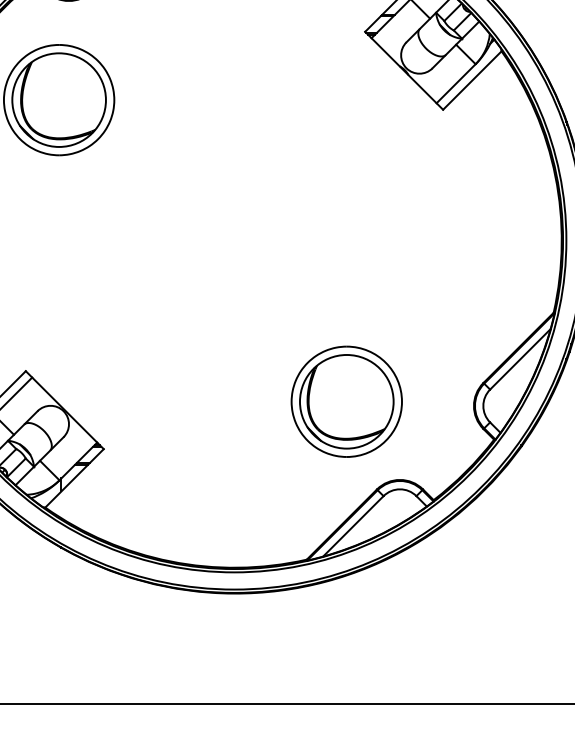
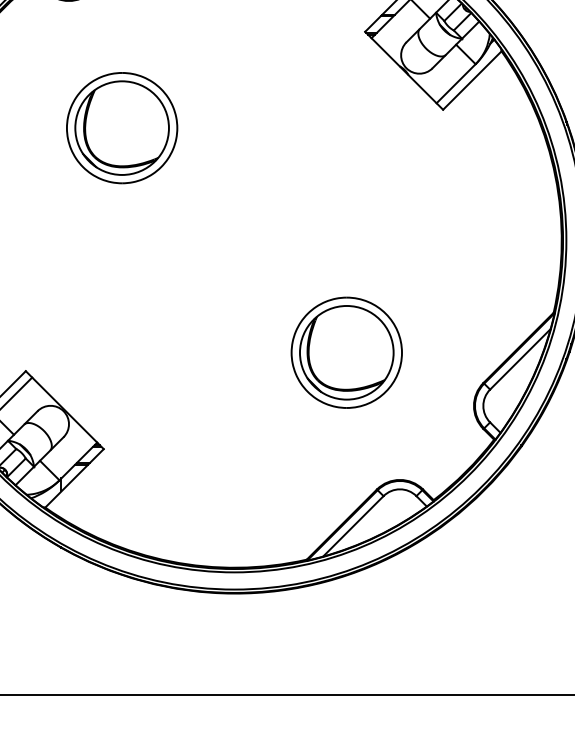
part position: (59, 100) -> (122, 128) (122, 128)
part position: (346, 401) -> (346, 352) (346, 352)
line position: (286, 703) -> (286, 694) (286, 694)
